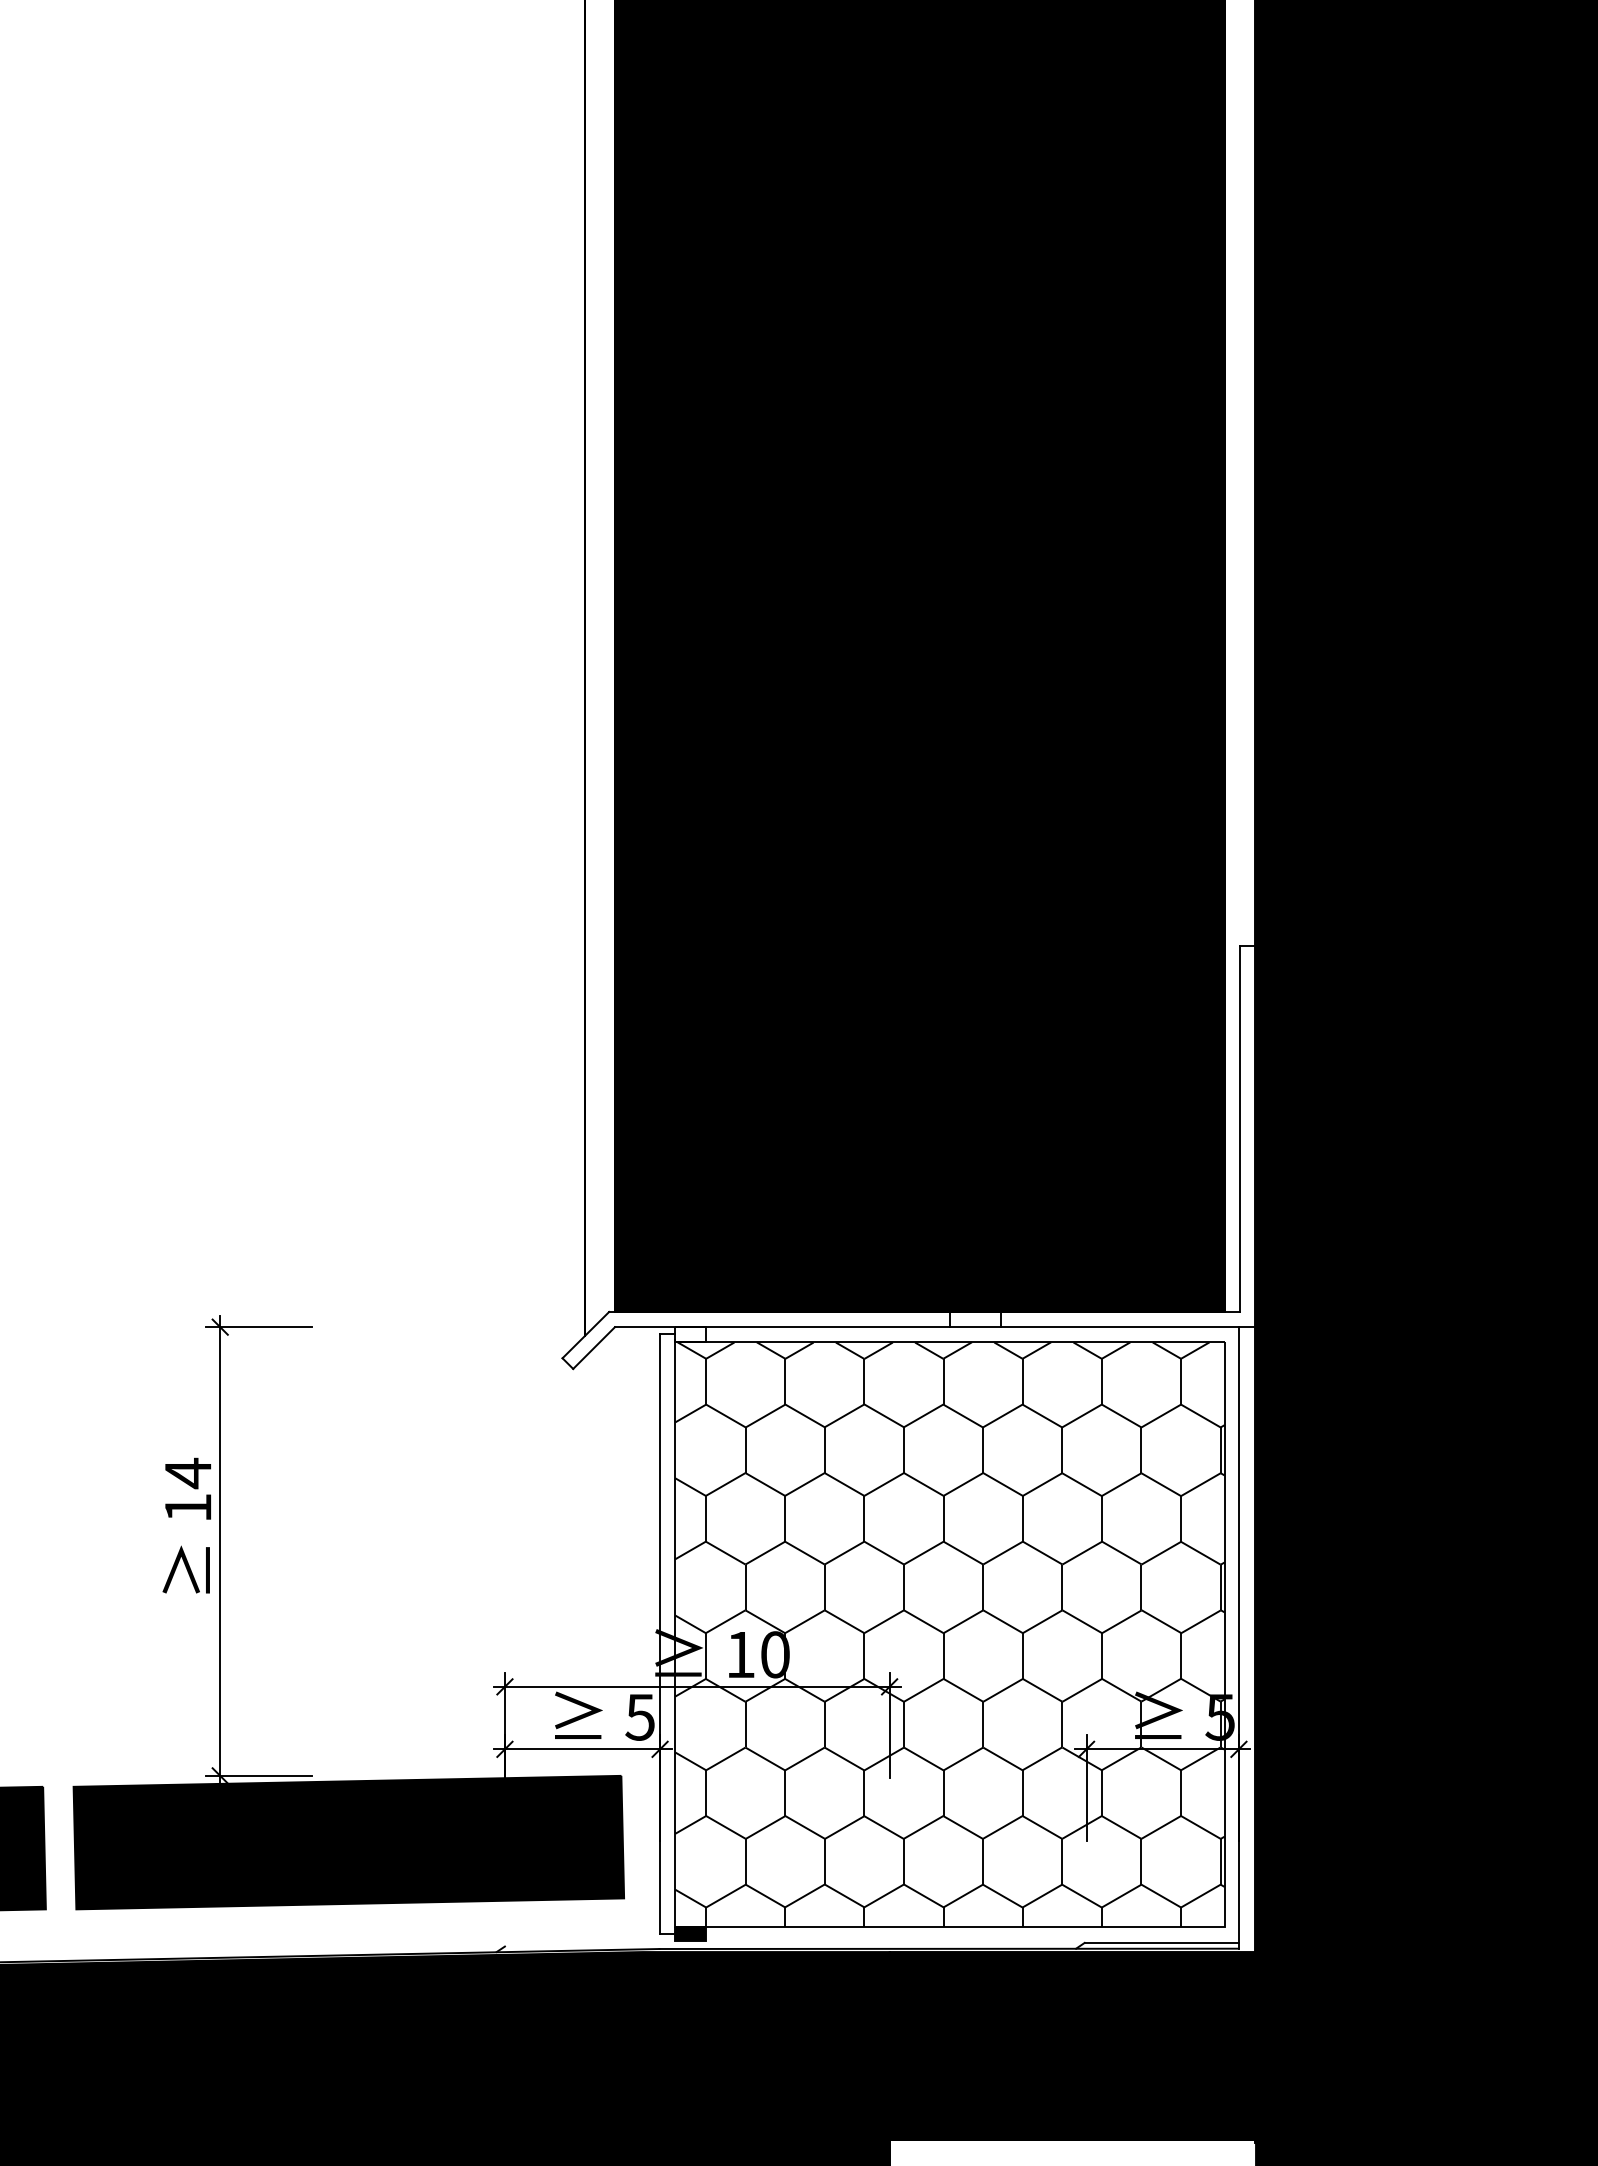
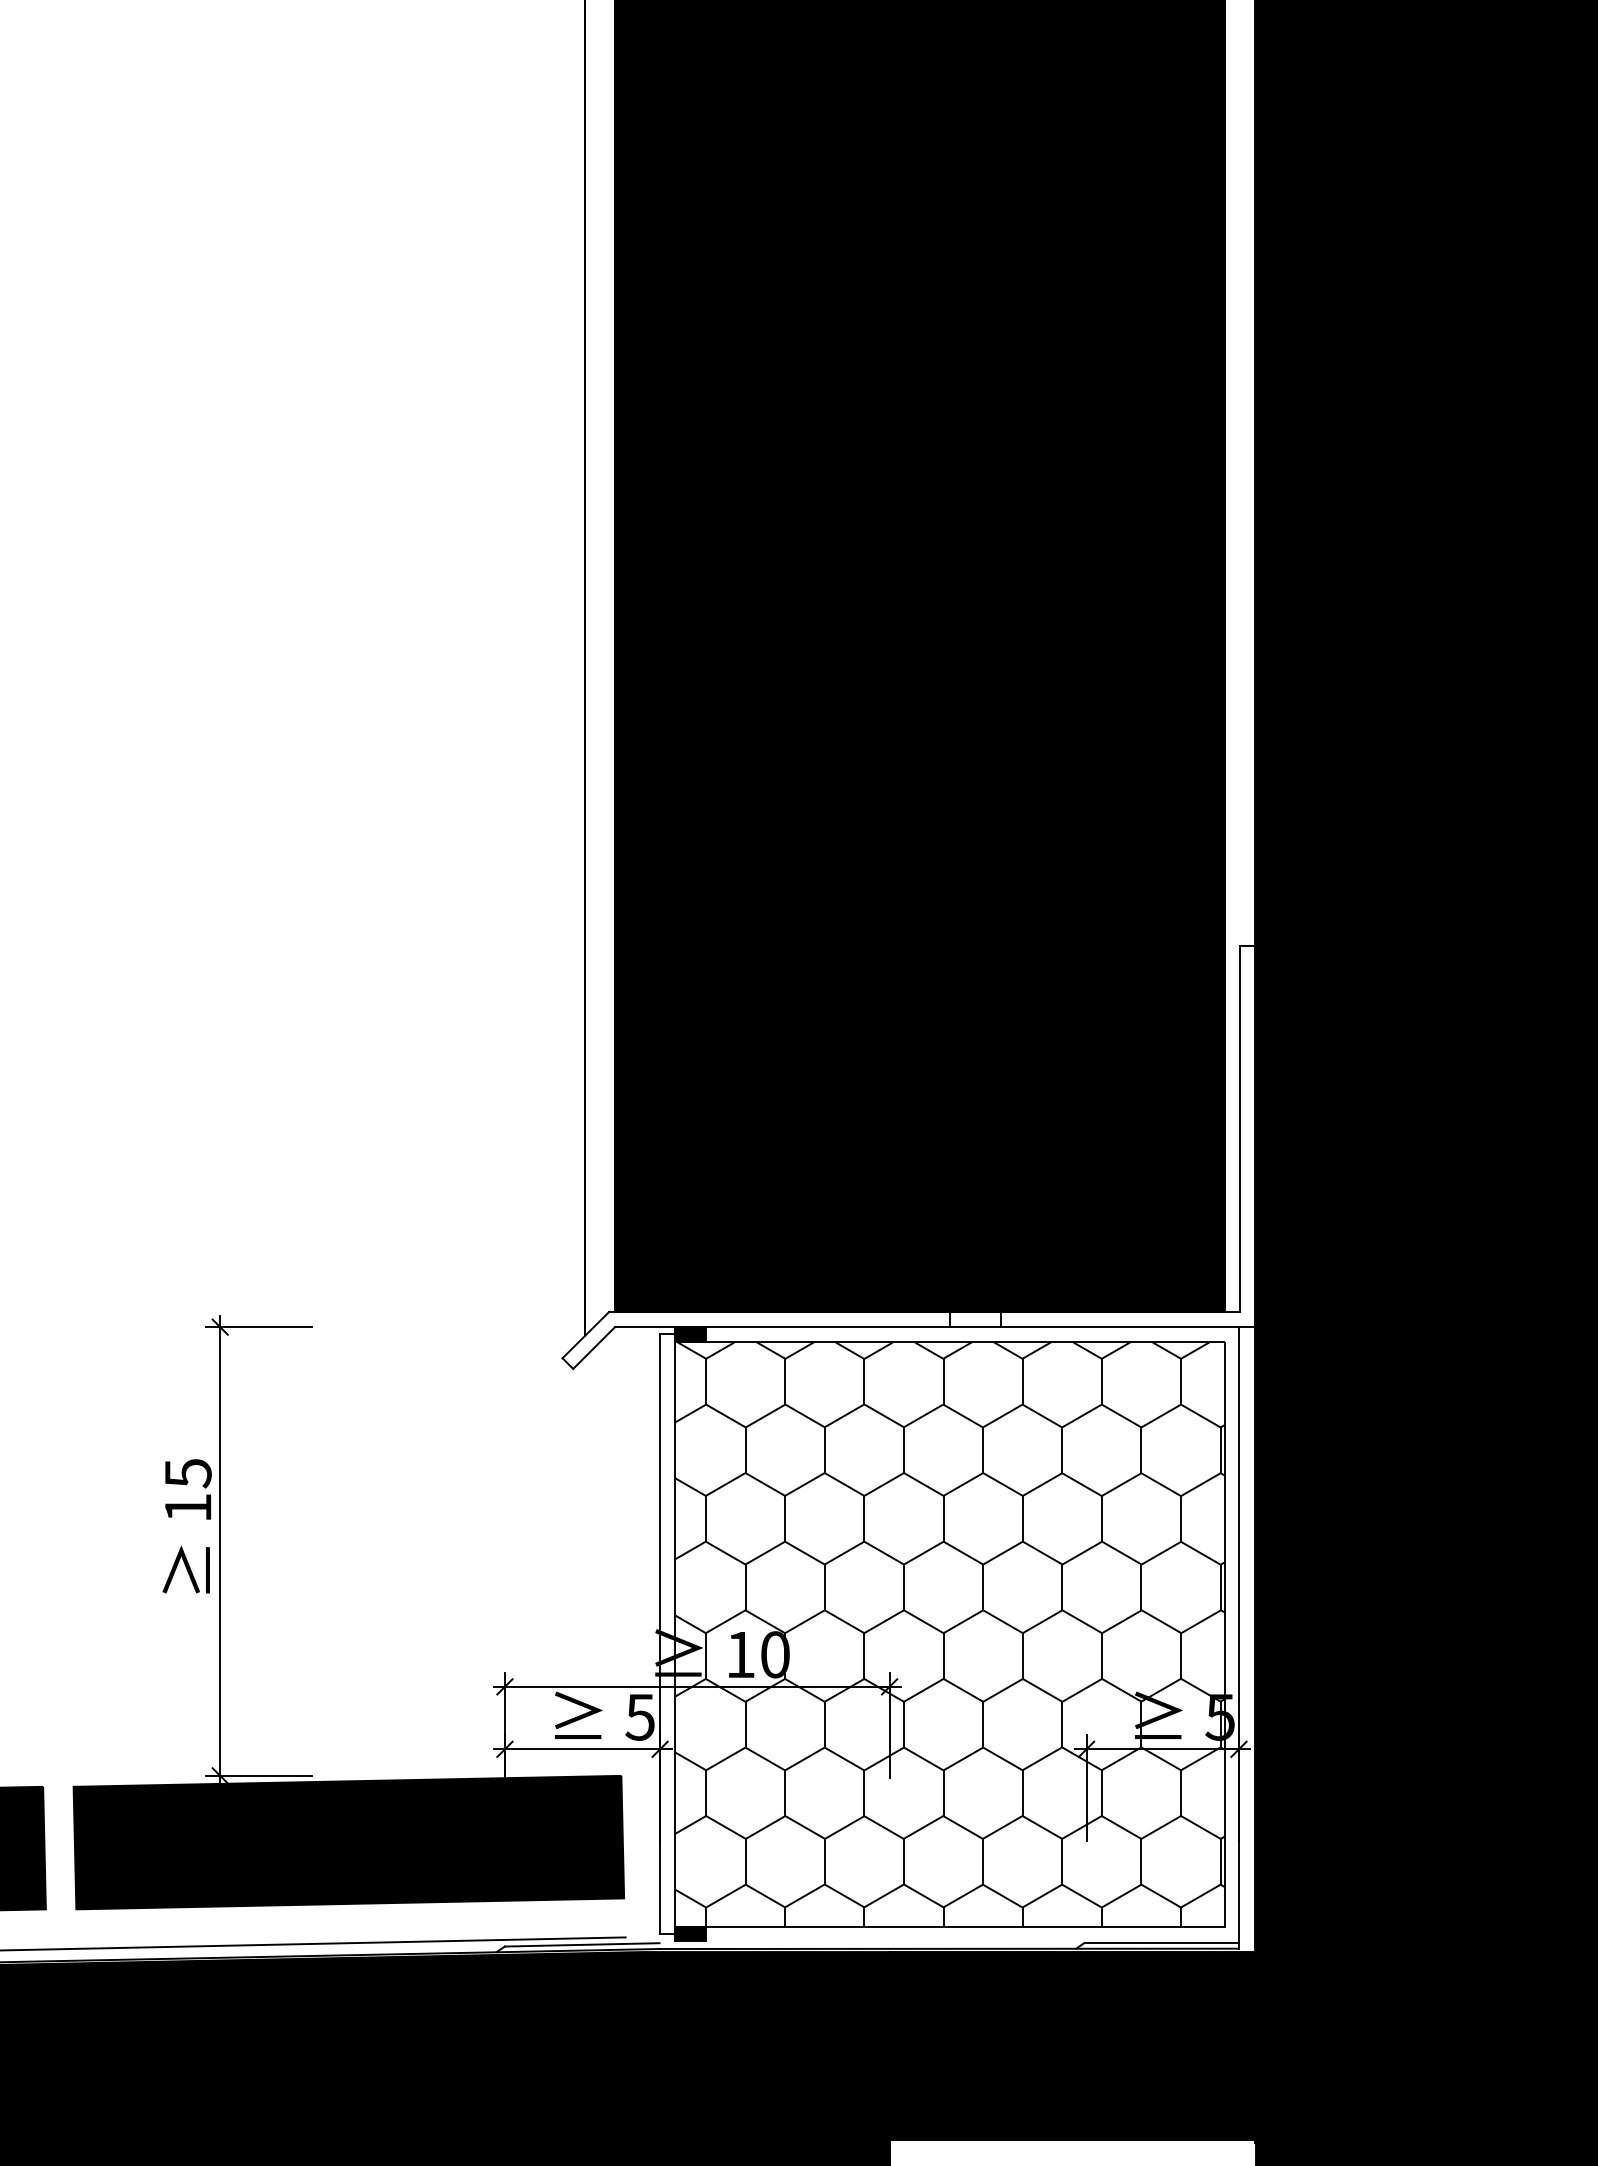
fill: none -> present (690, 1334)
text: 14 -> 15 (188, 1473)
line: none -> present (313, 1943)
line: none -> present (581, 1944)
